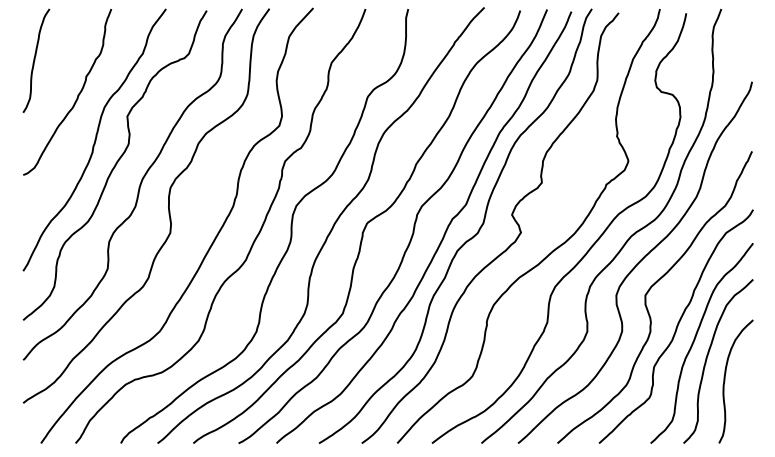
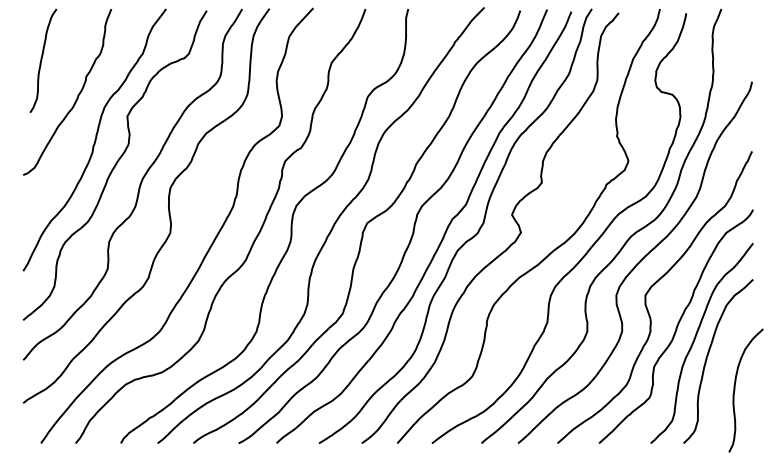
curve position: (35, 60) -> (42, 60) (42, 60)
curve position: (725, 381) -> (735, 390) (735, 390)
